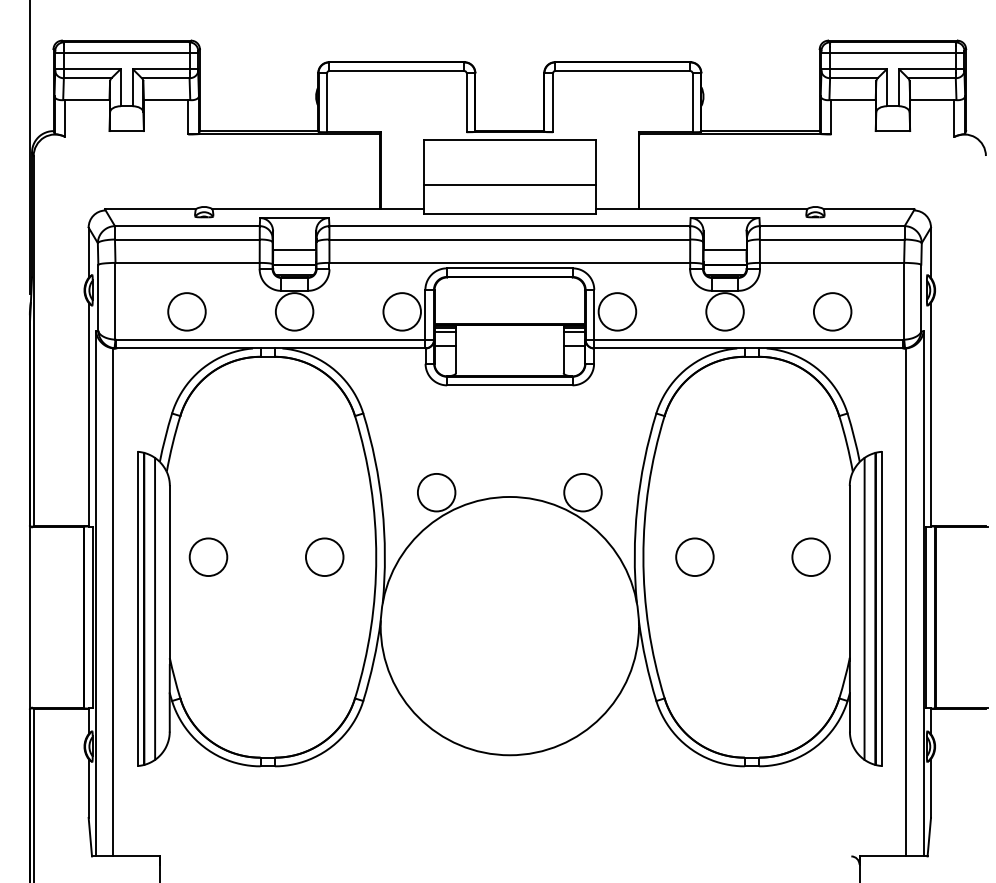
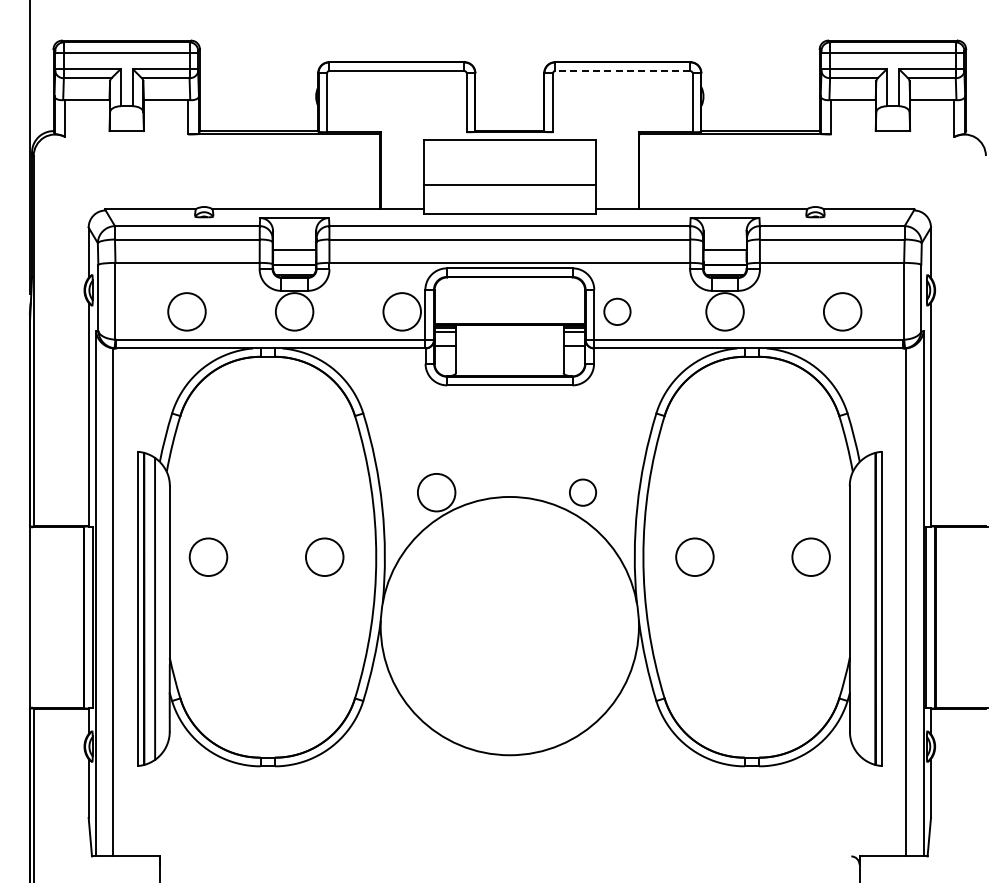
line: solid -> dashed (622, 71)
circle diameter: 38 px -> 26 px (617, 311)
circle position: (832, 311) -> (842, 311) (842, 311)
circle diameter: 38 px -> 26 px (582, 492)
line: present -> none (864, 608)
